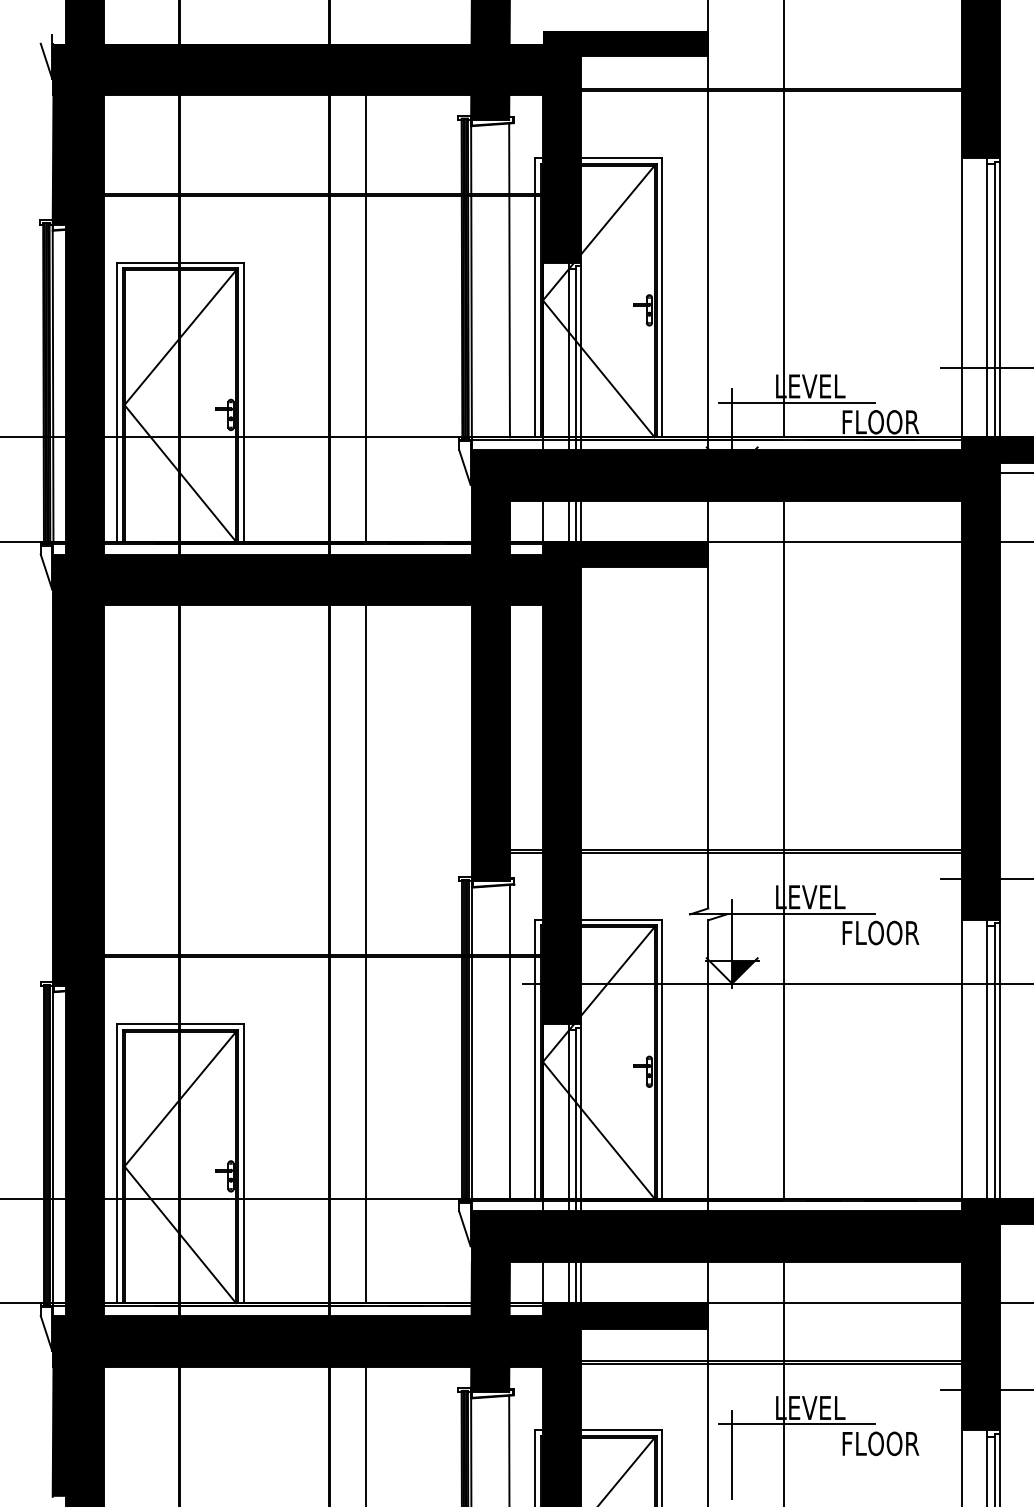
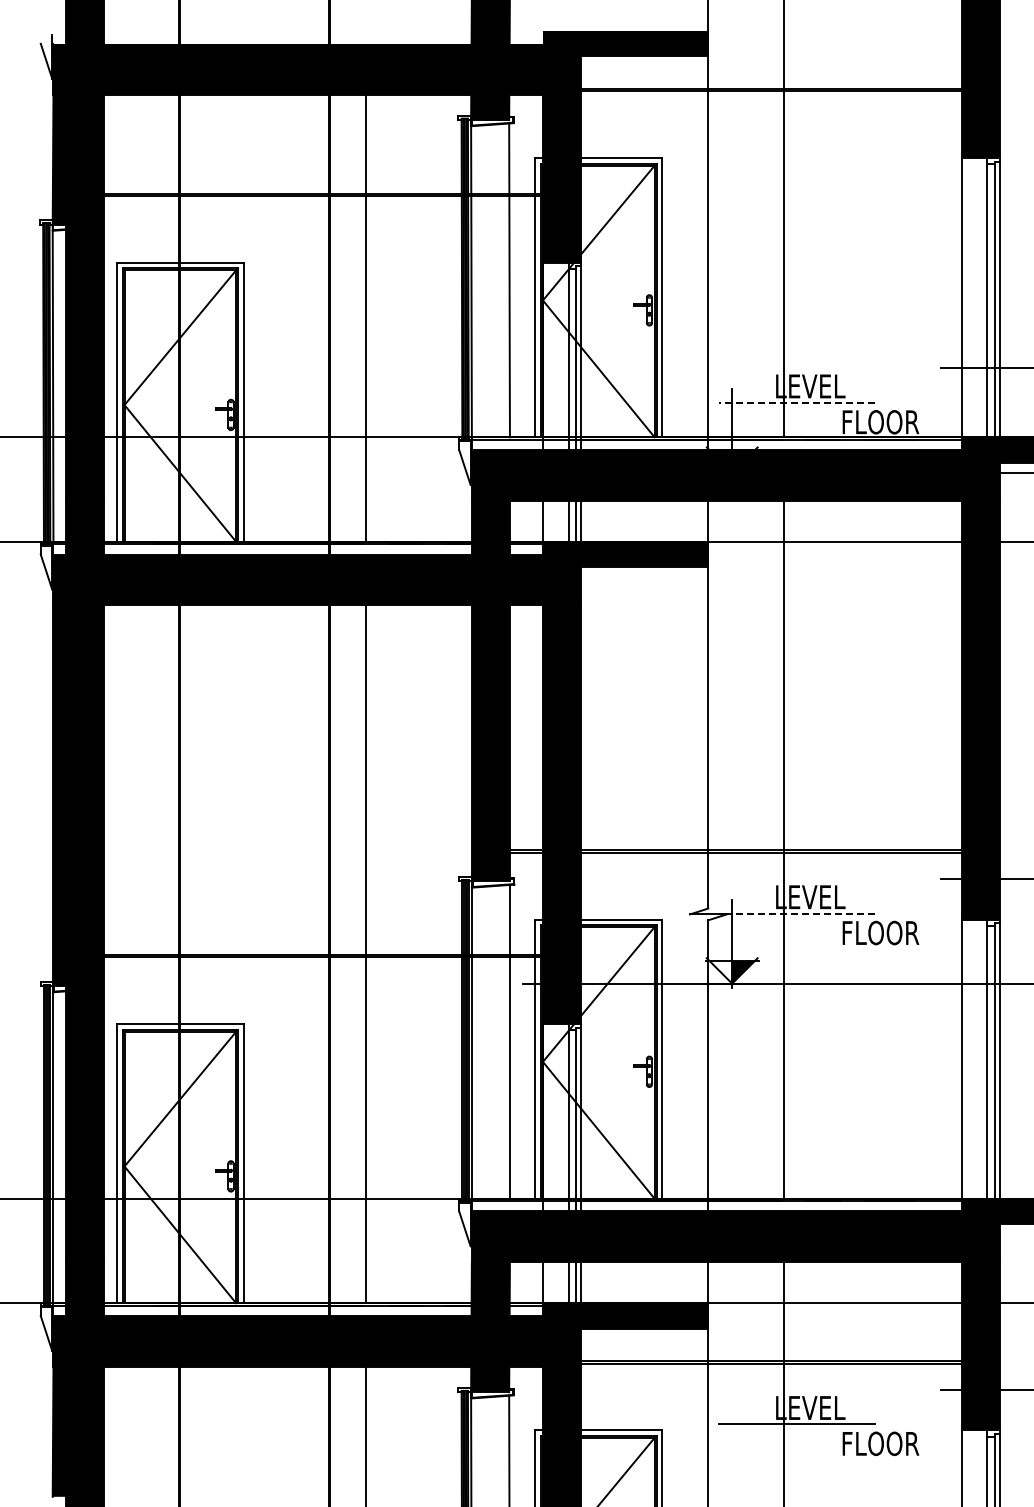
line: solid -> dashed (796, 402)
line: solid -> dashed (796, 913)
line: present -> none (732, 1454)
